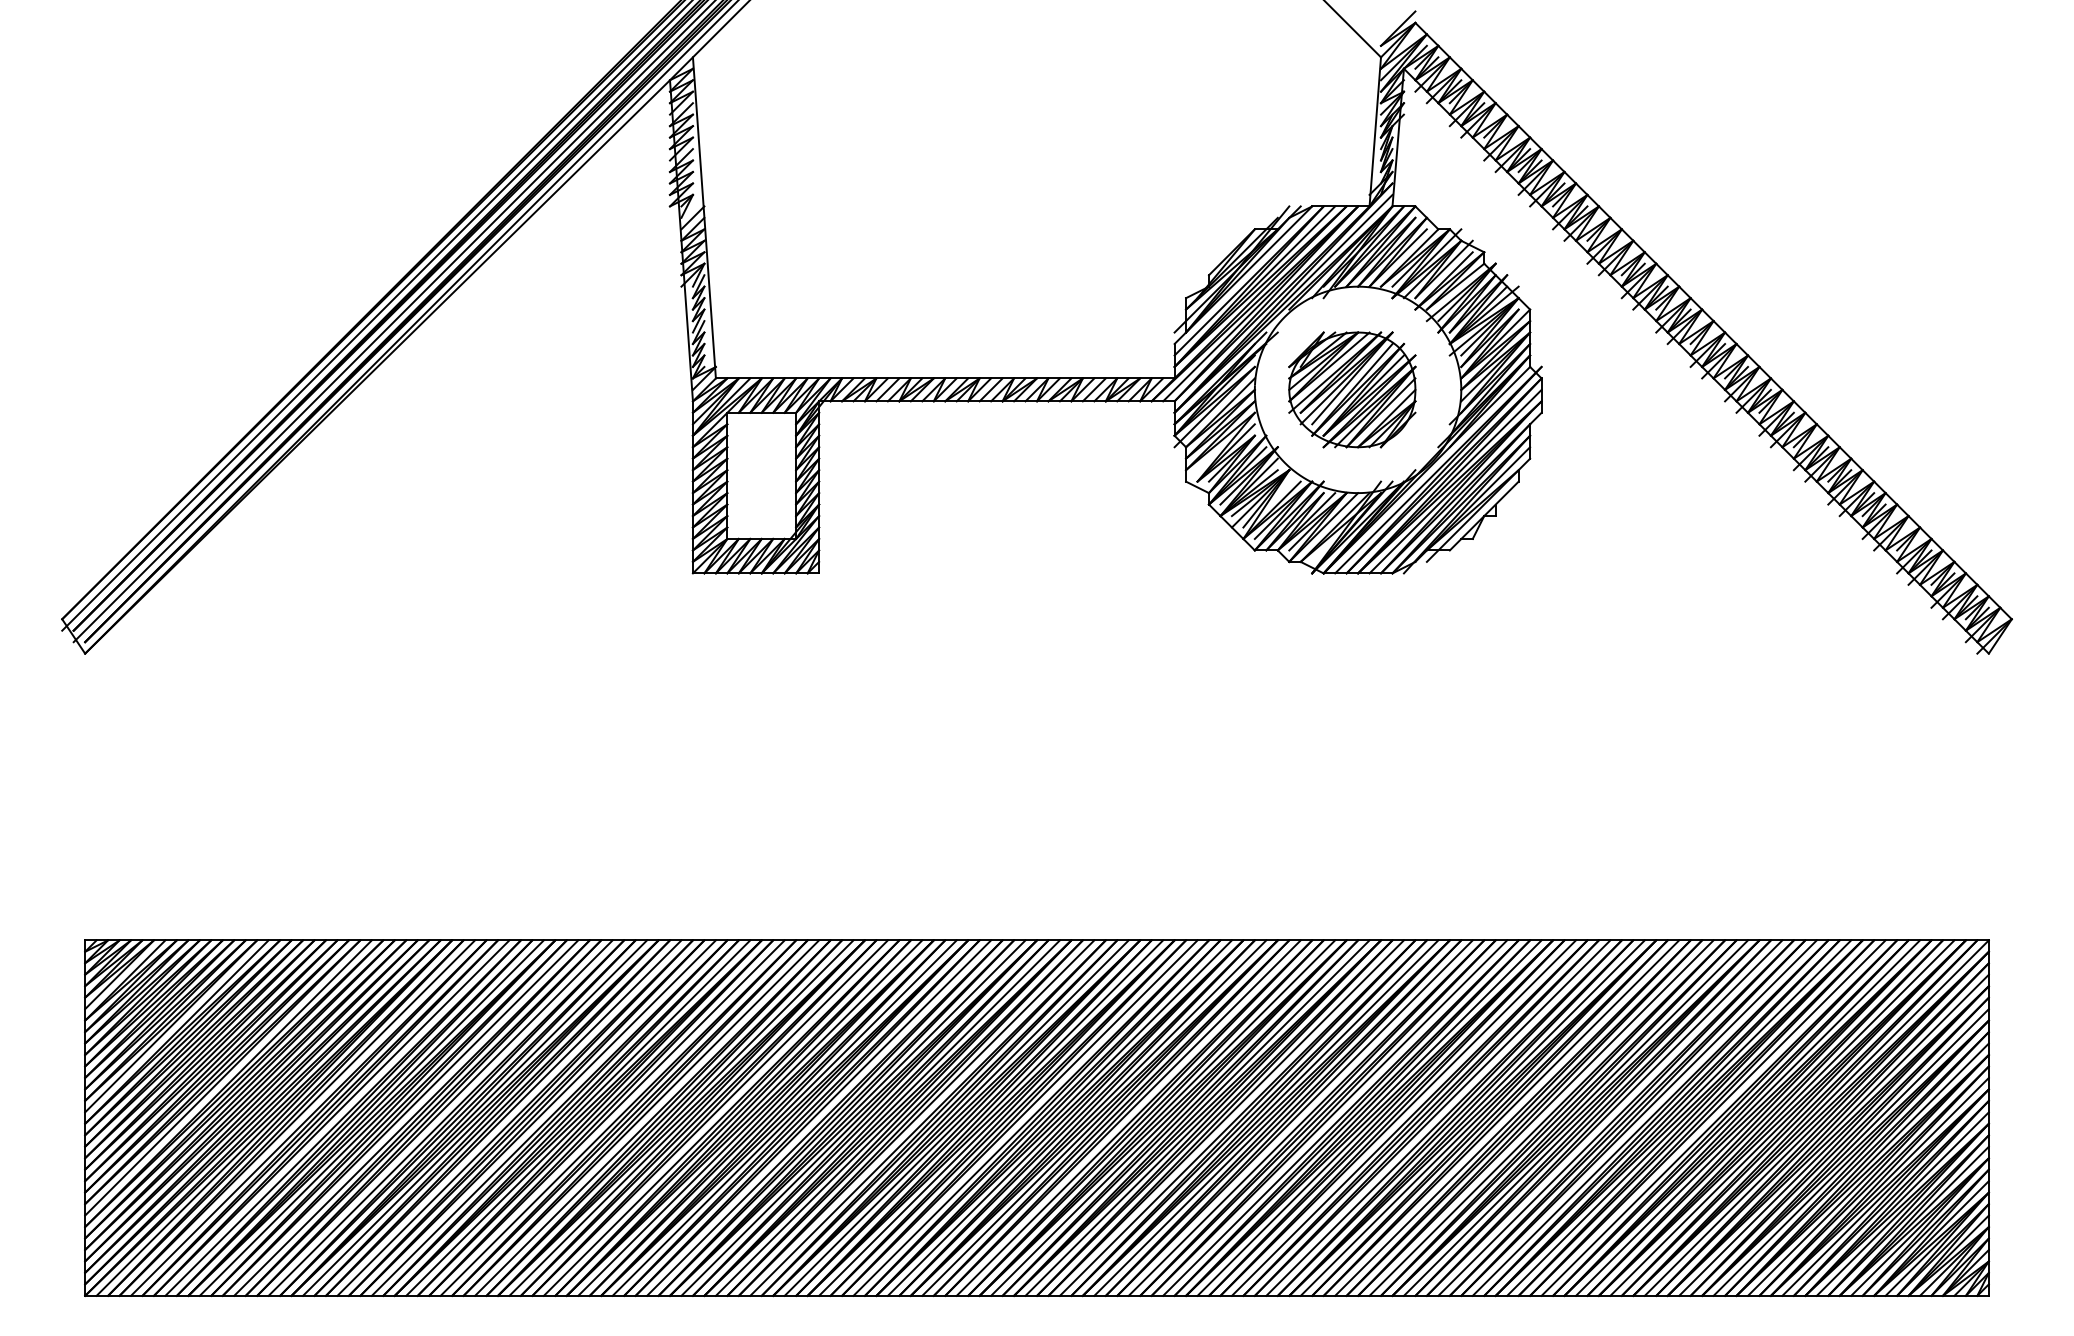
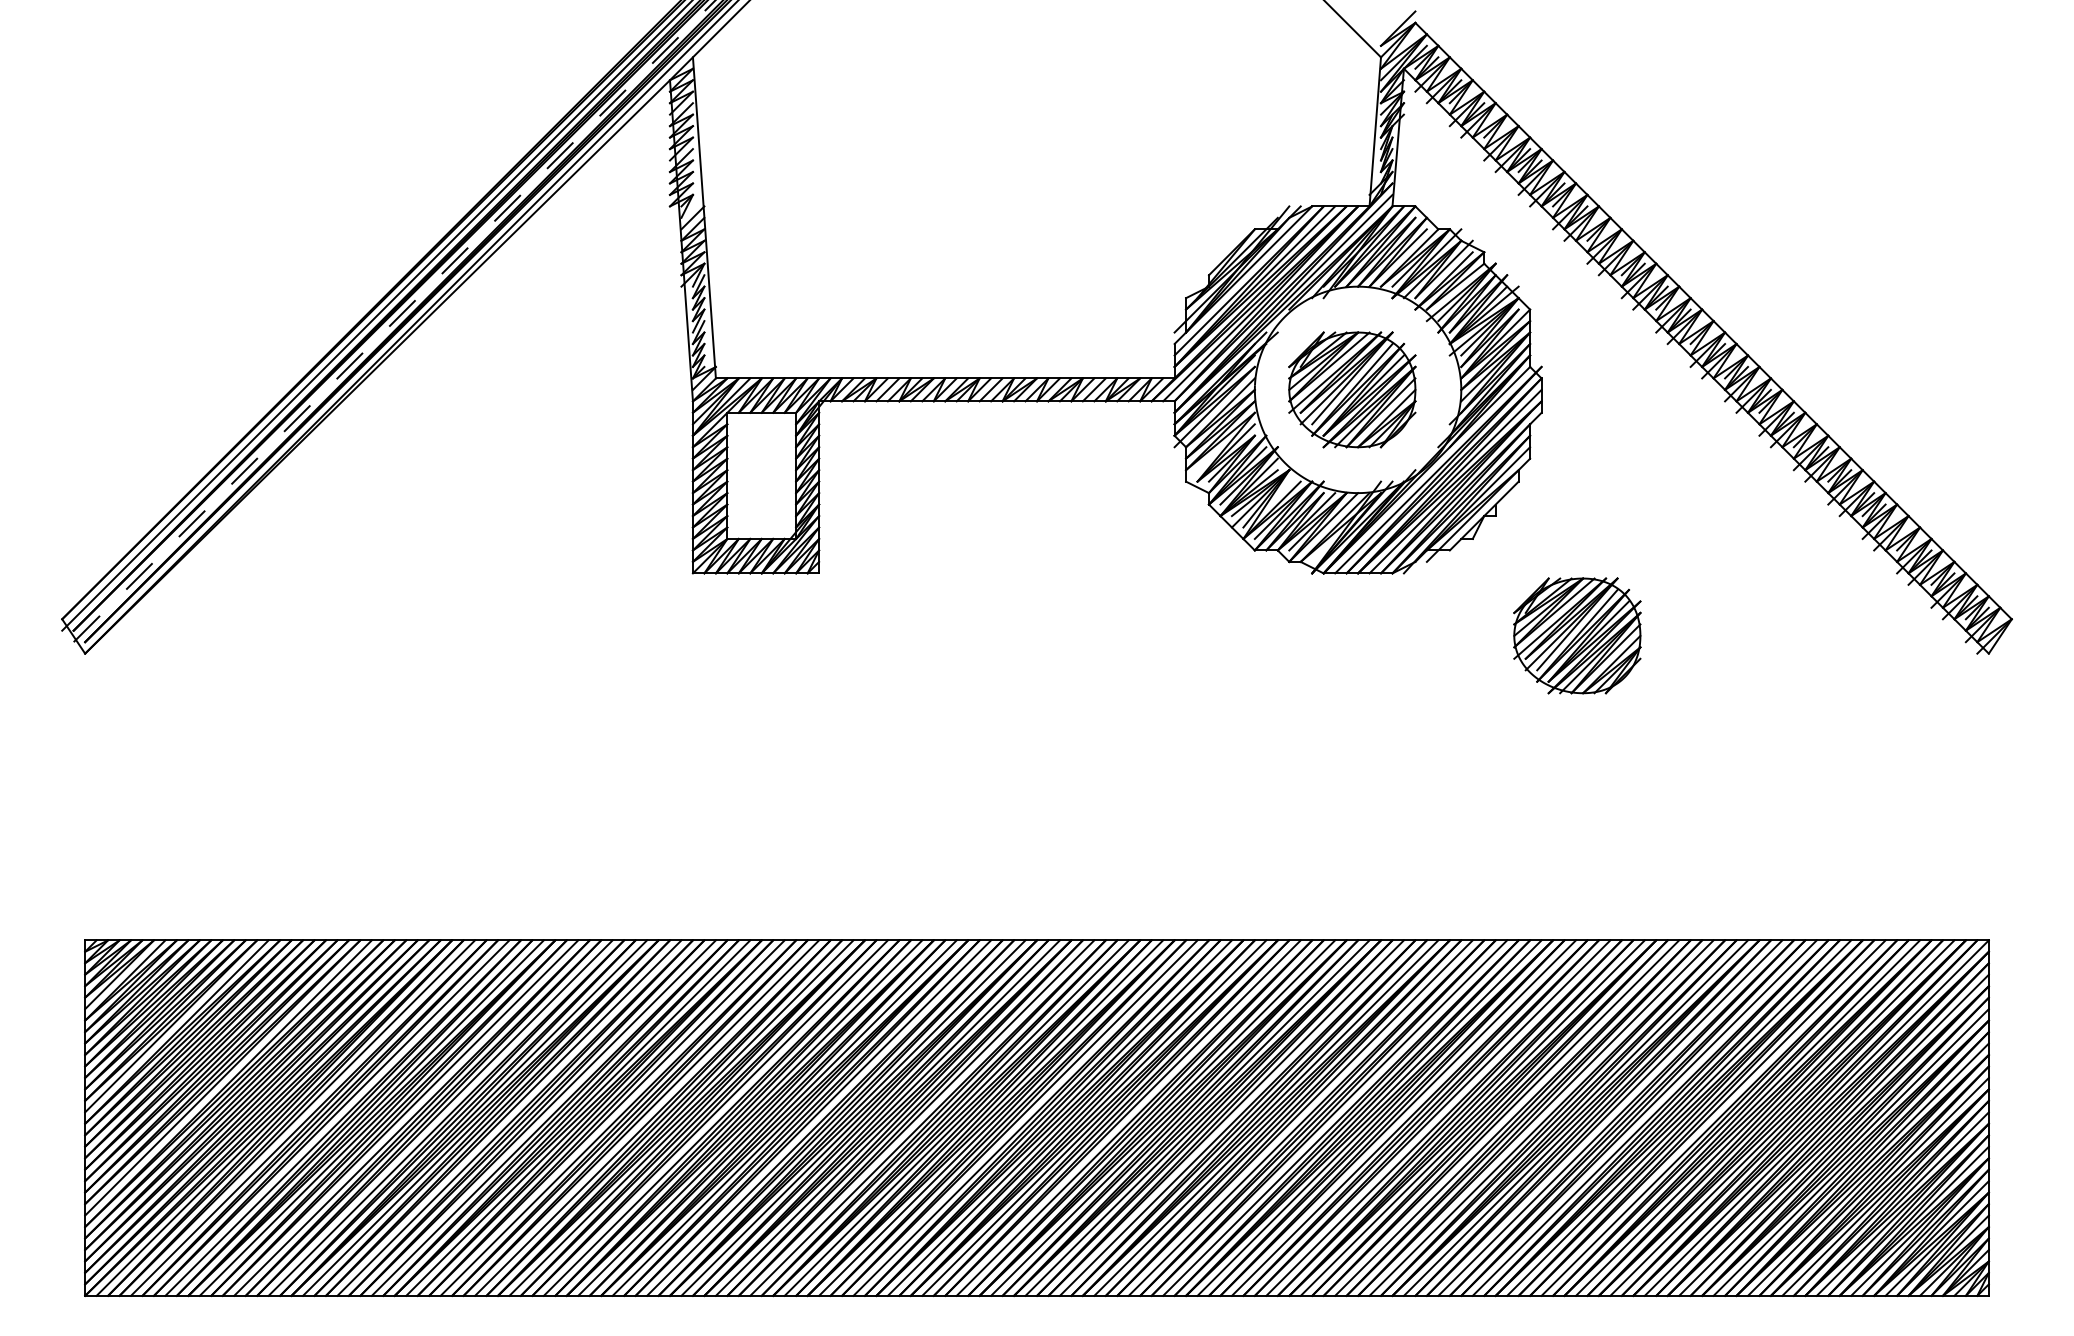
line: solid -> dashed (394, 321)
part: none -> present (1577, 635)
